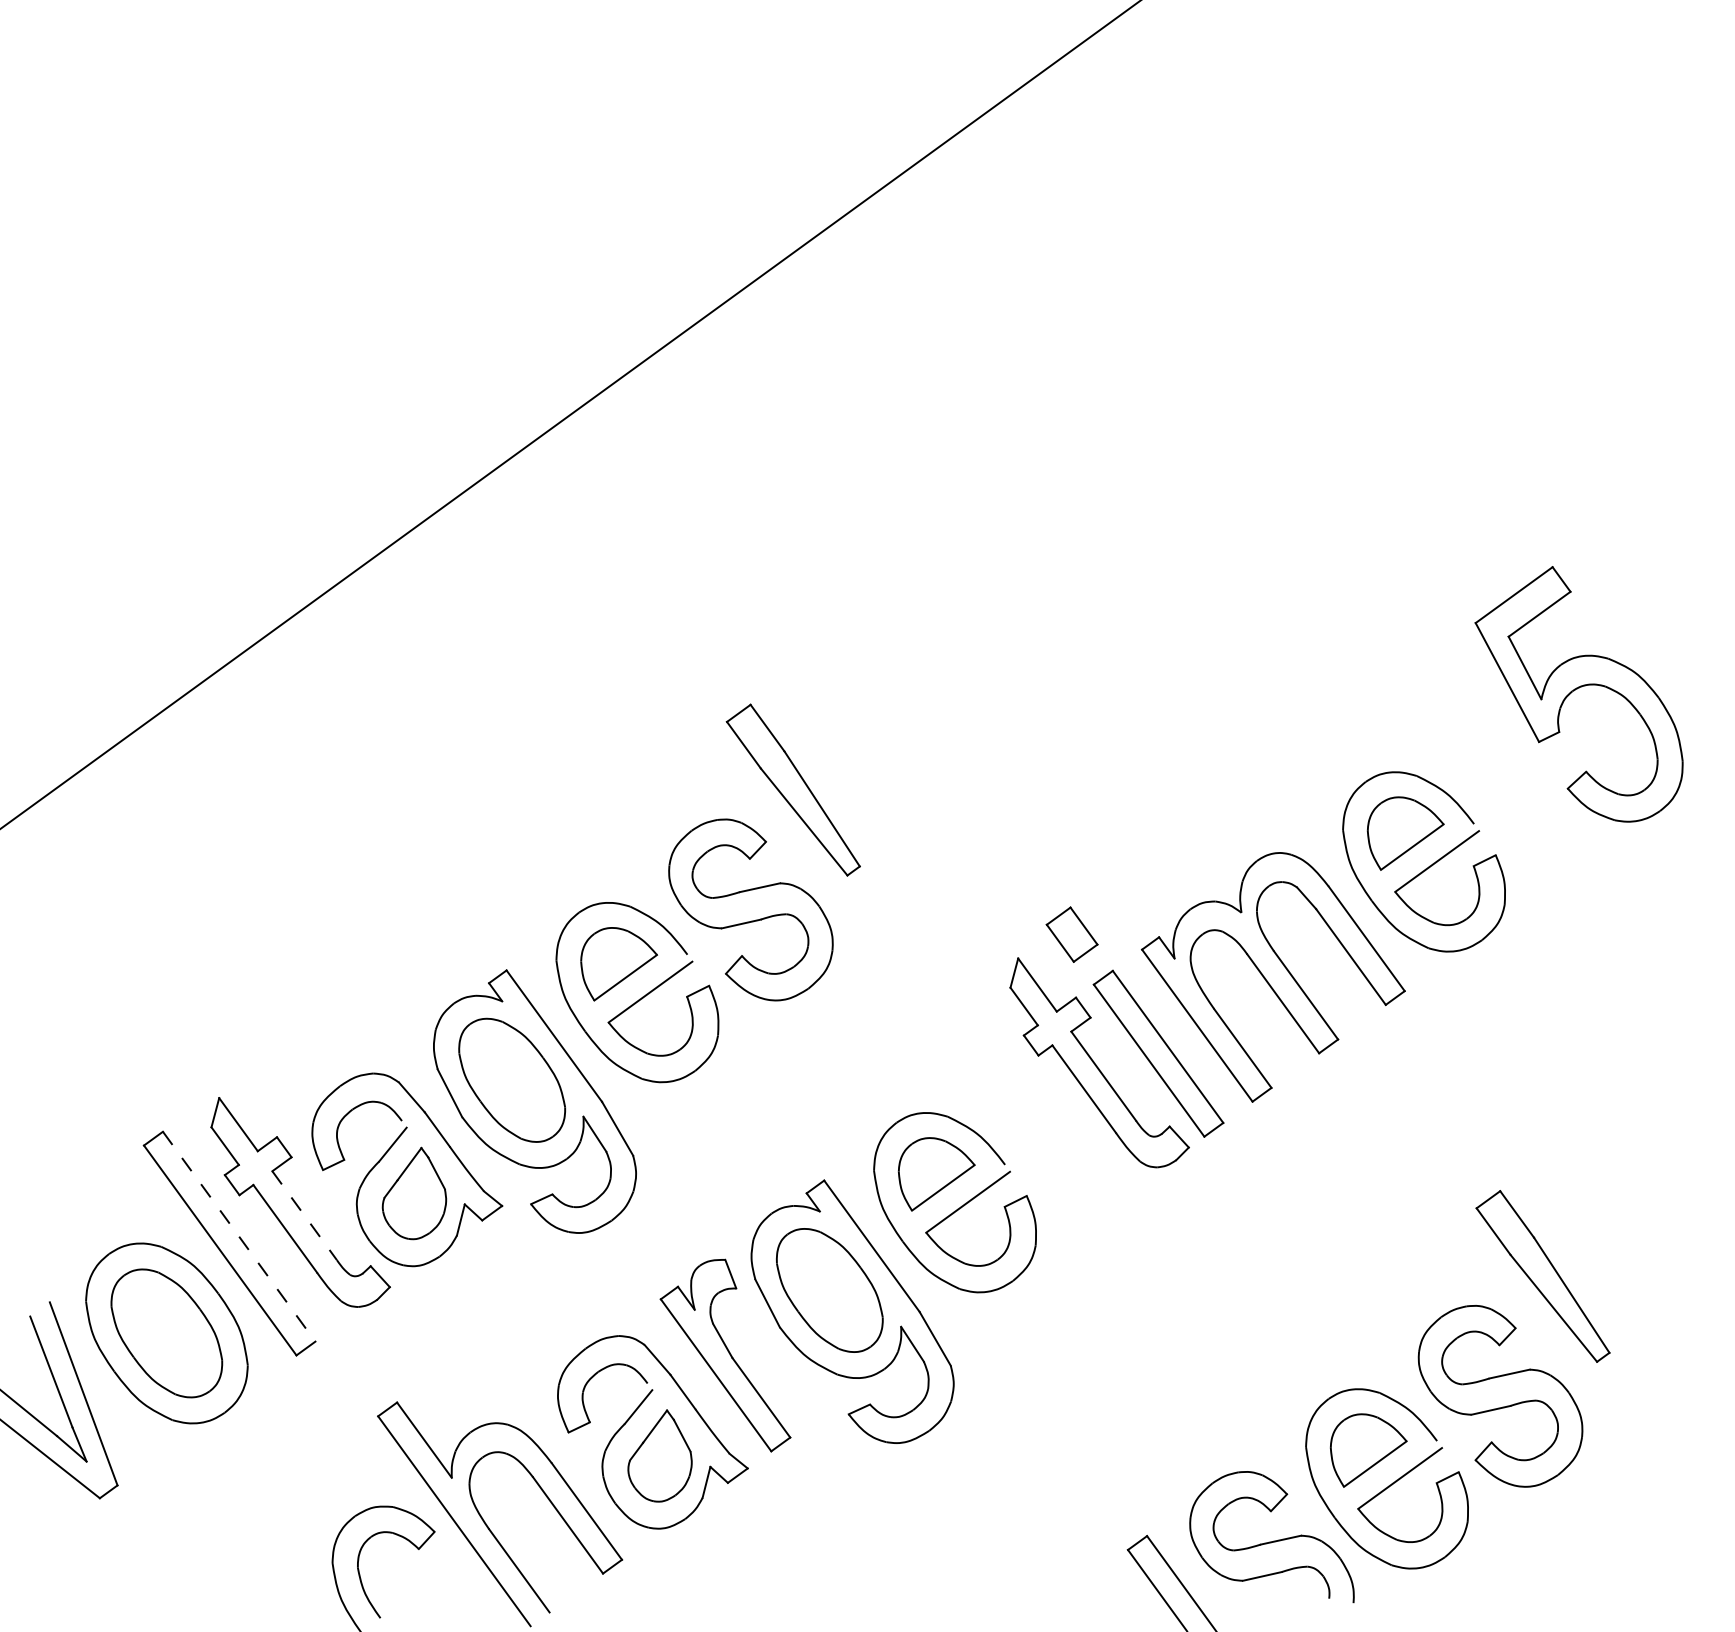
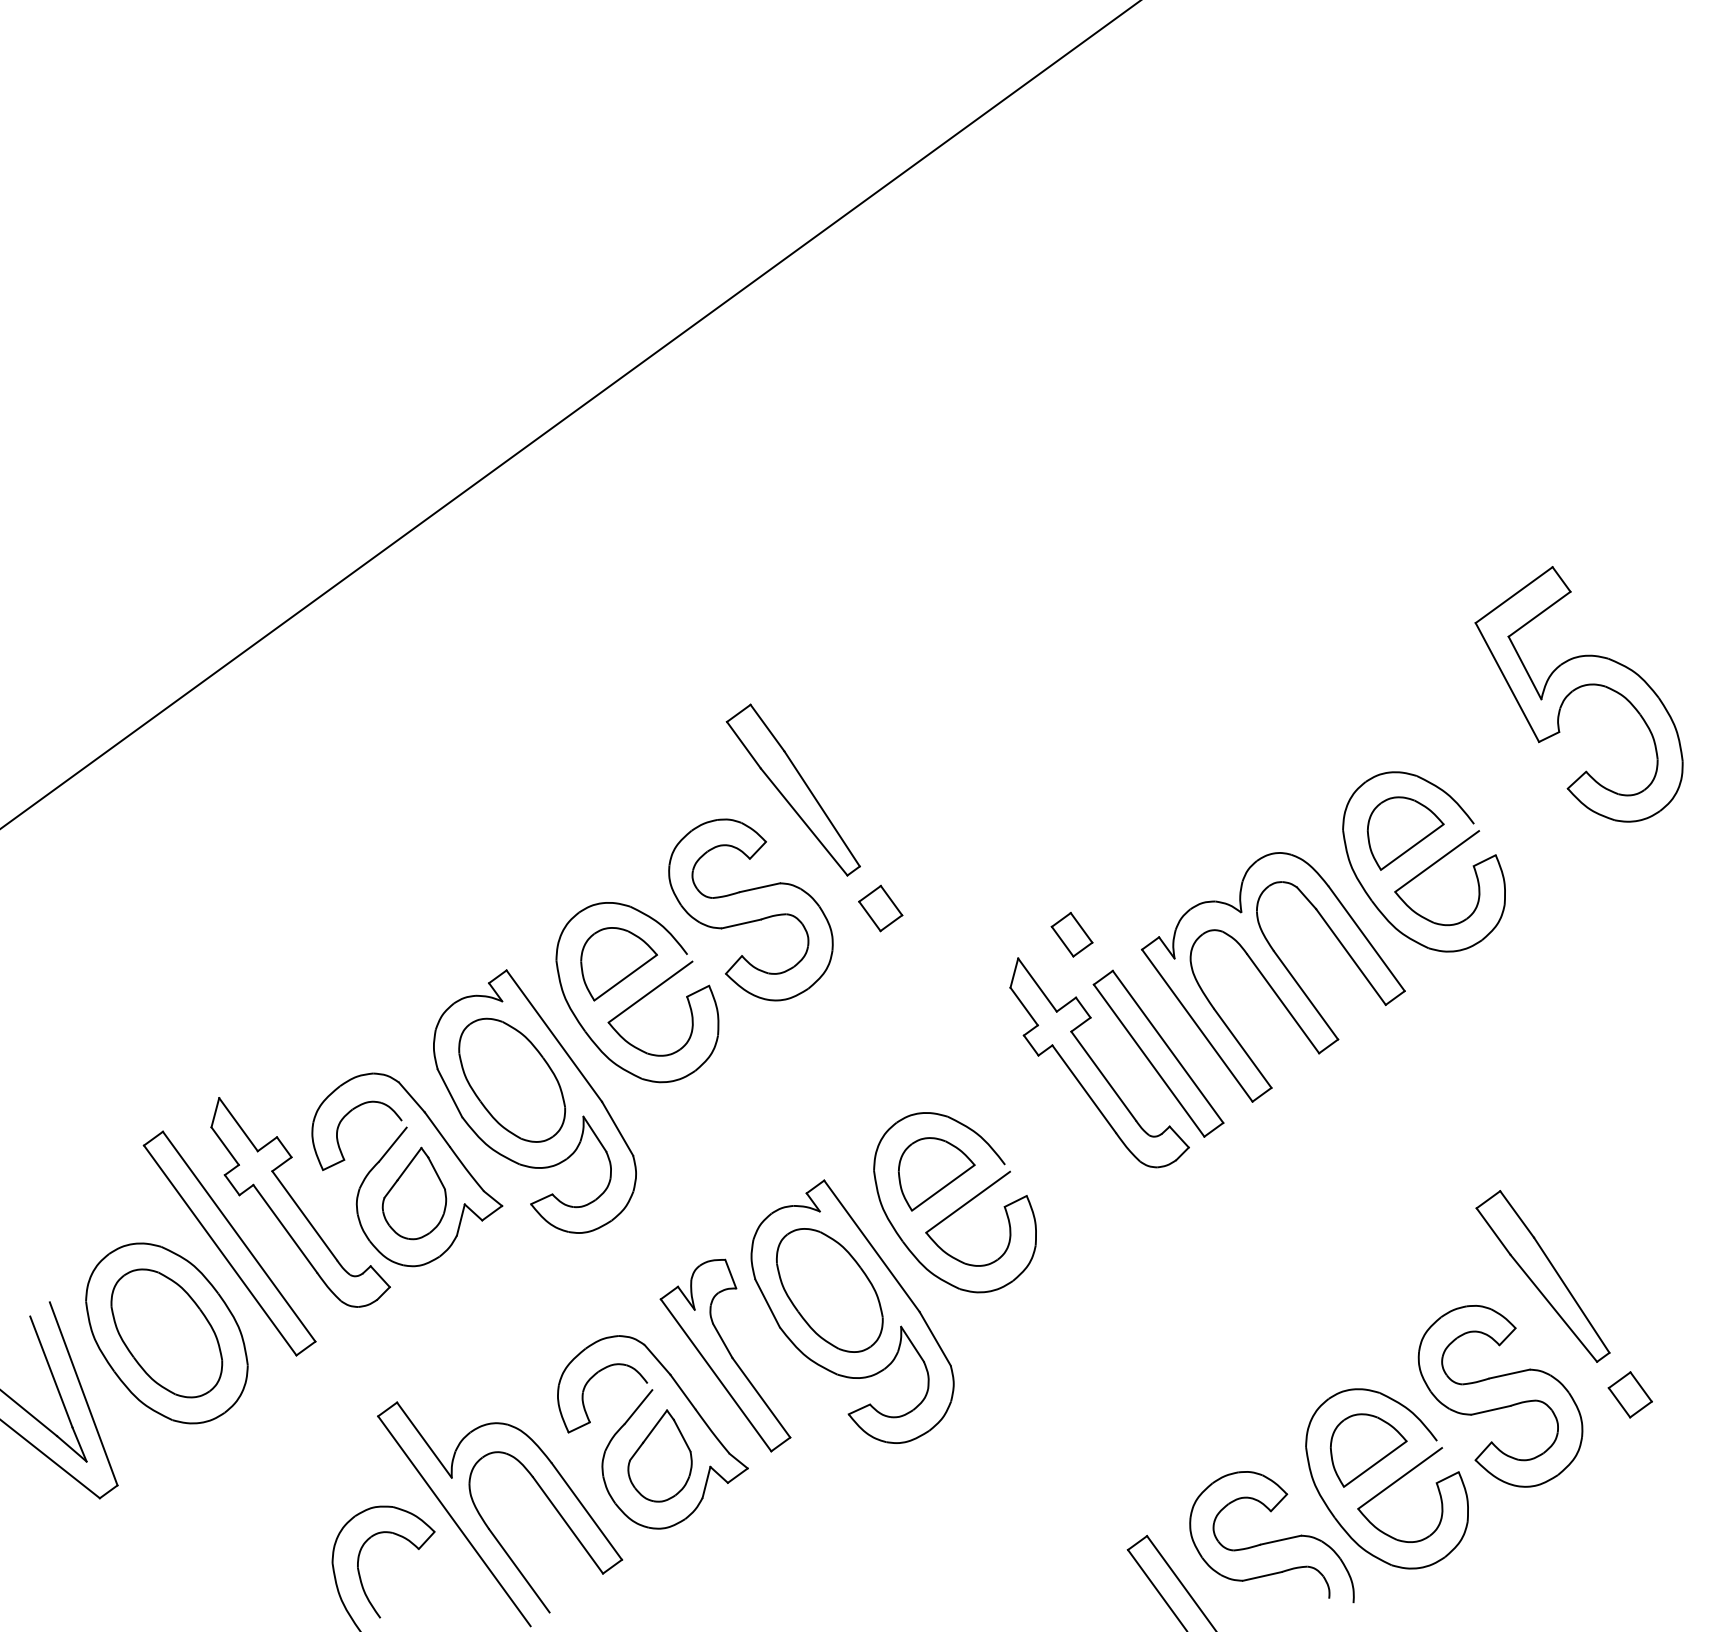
part: none -> present (880, 908)
part size: 54x57 px -> 44x46 px (1071, 934)
line: dashed -> solid (304, 1215)
line: dashed -> solid (239, 1236)
part: none -> present (1629, 1394)
